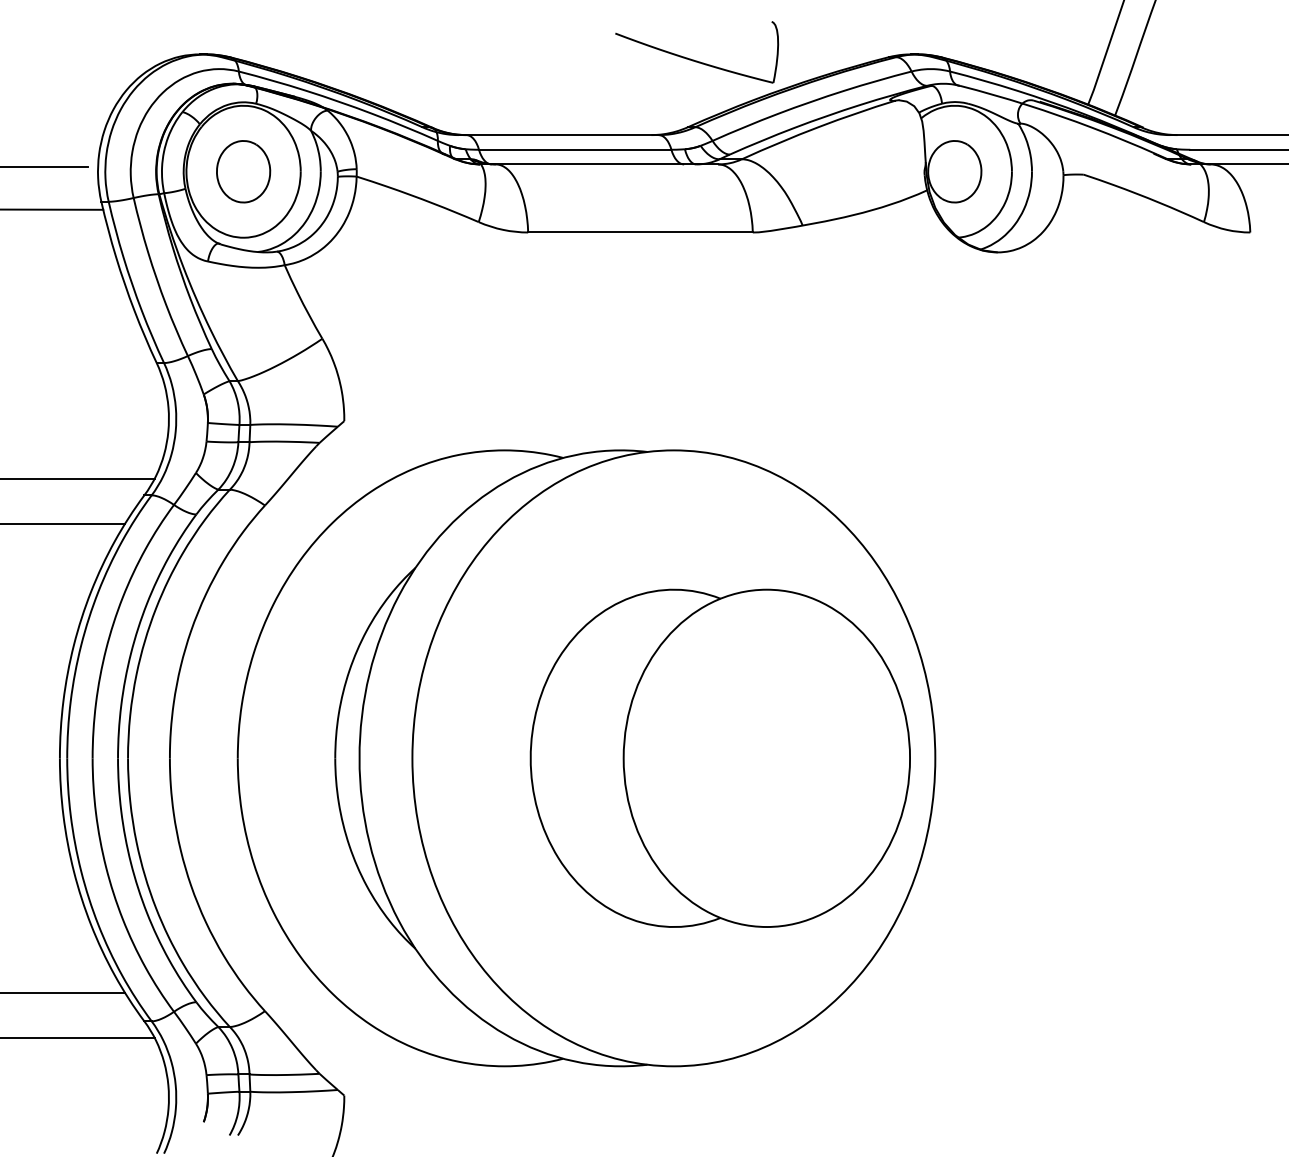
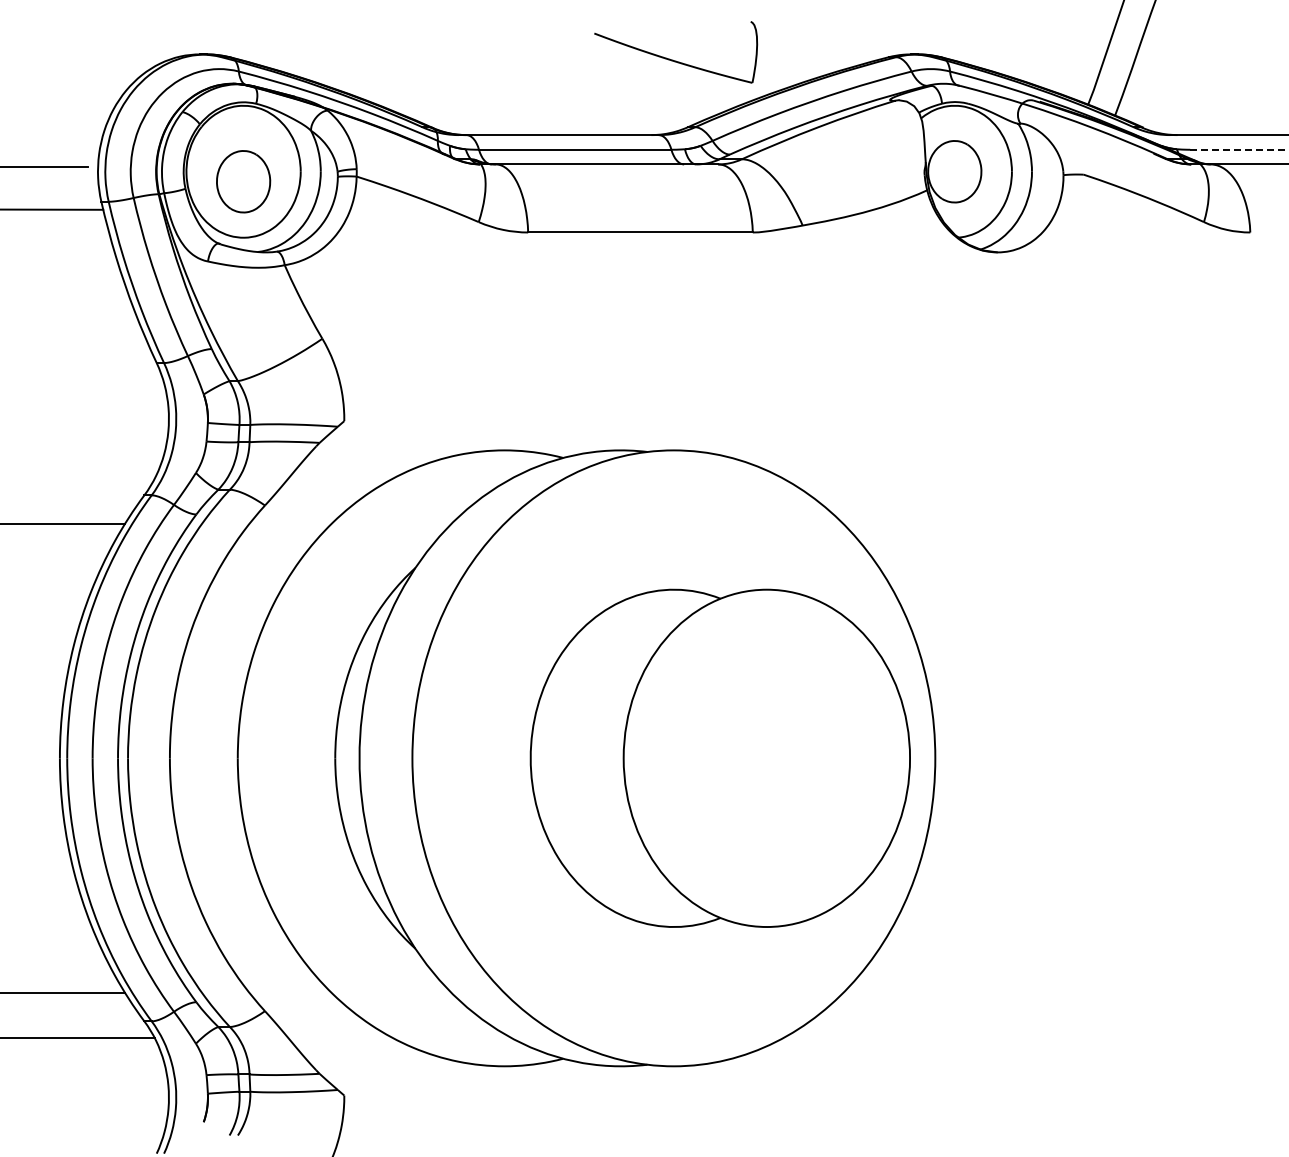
part position: (697, 60) -> (676, 60) (676, 60)
line: solid -> dashed (1239, 149)
part position: (243, 171) -> (243, 181) (243, 181)
line: present -> none (78, 478)
